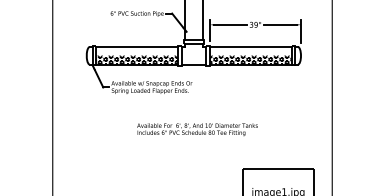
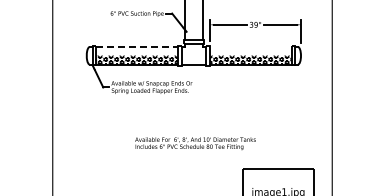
line: solid -> dashed (136, 47)
line: present -> none (250, 47)
text position: (197, 129) -> (195, 143) (195, 143)
